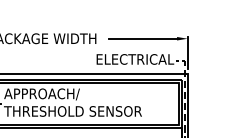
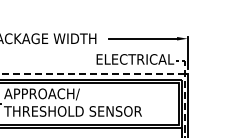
line: solid -> dashed (90, 74)
